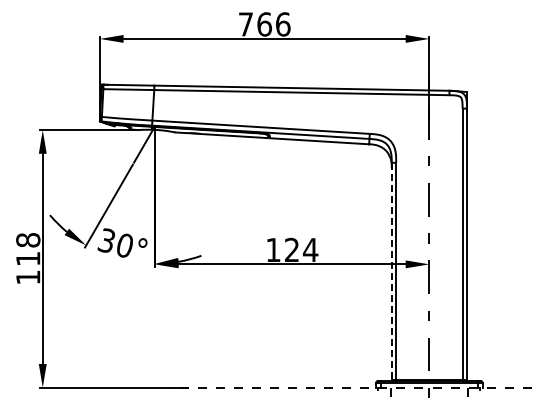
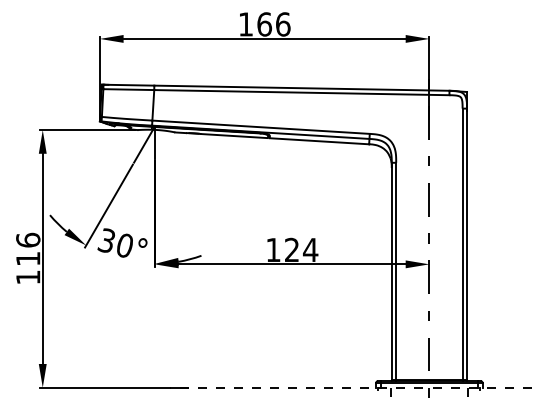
text: 766 -> 166 (245, 24)
text: 118 -> 116 (28, 239)
line: dashed -> solid (391, 271)
